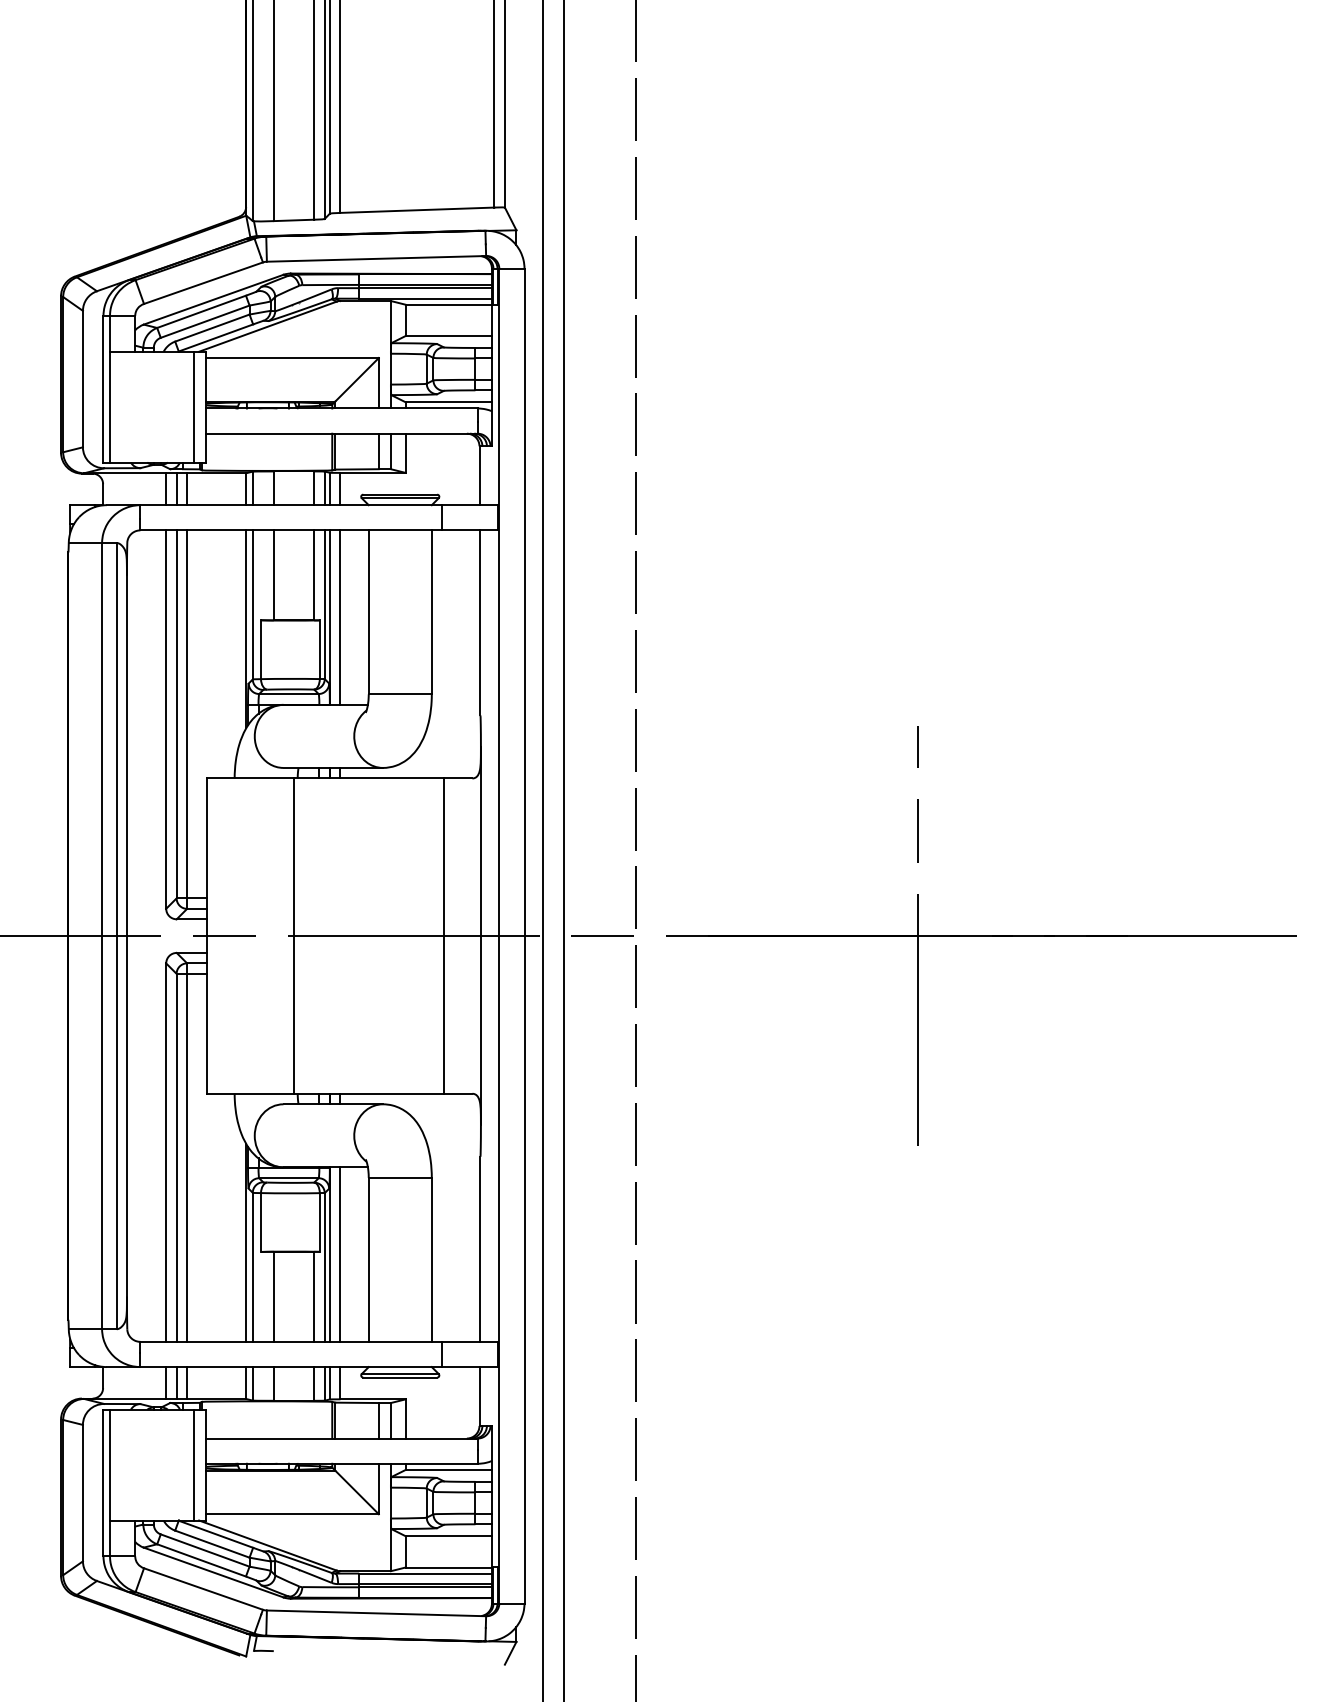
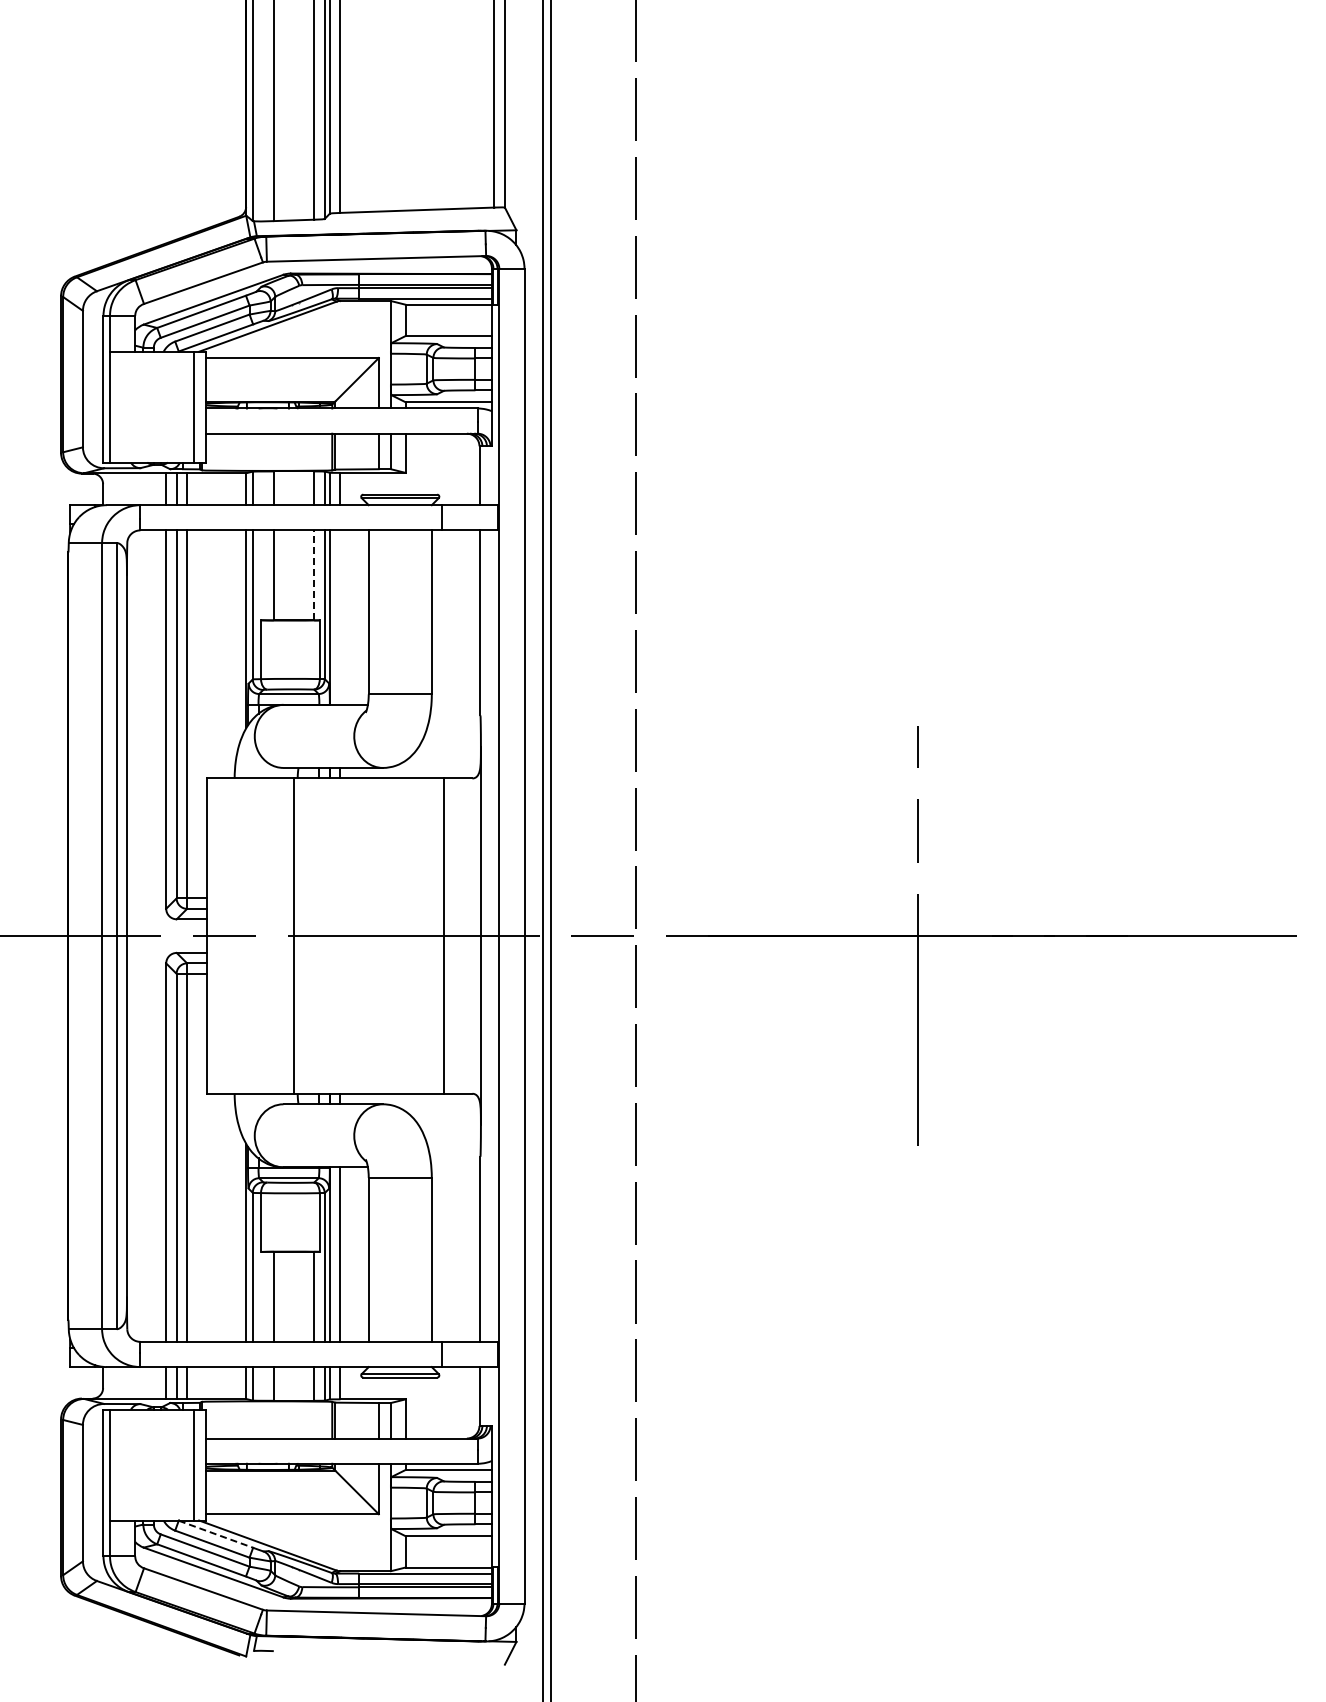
line: solid -> dashed (314, 574)
line: present -> none (340, 617)
line position: (563, 850) -> (550, 850) (550, 850)
line: solid -> dashed (215, 1534)
